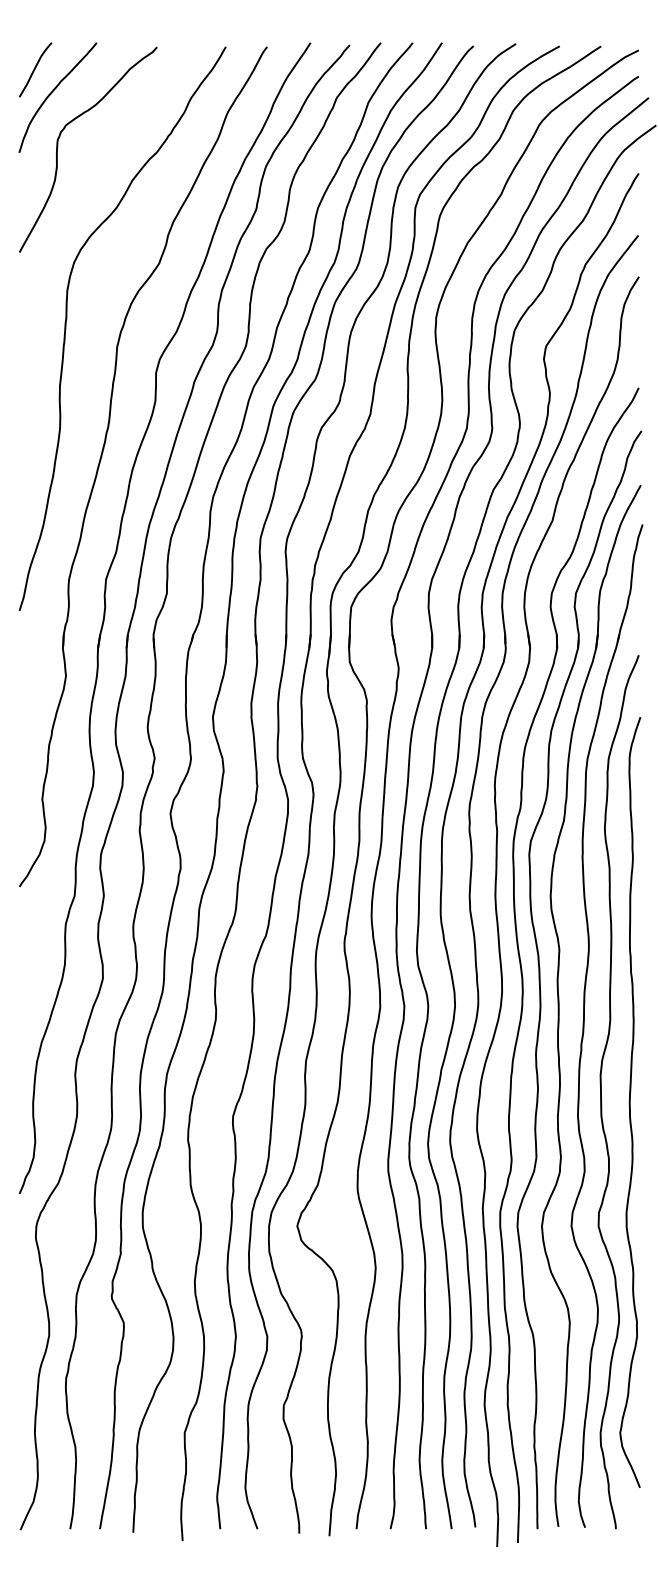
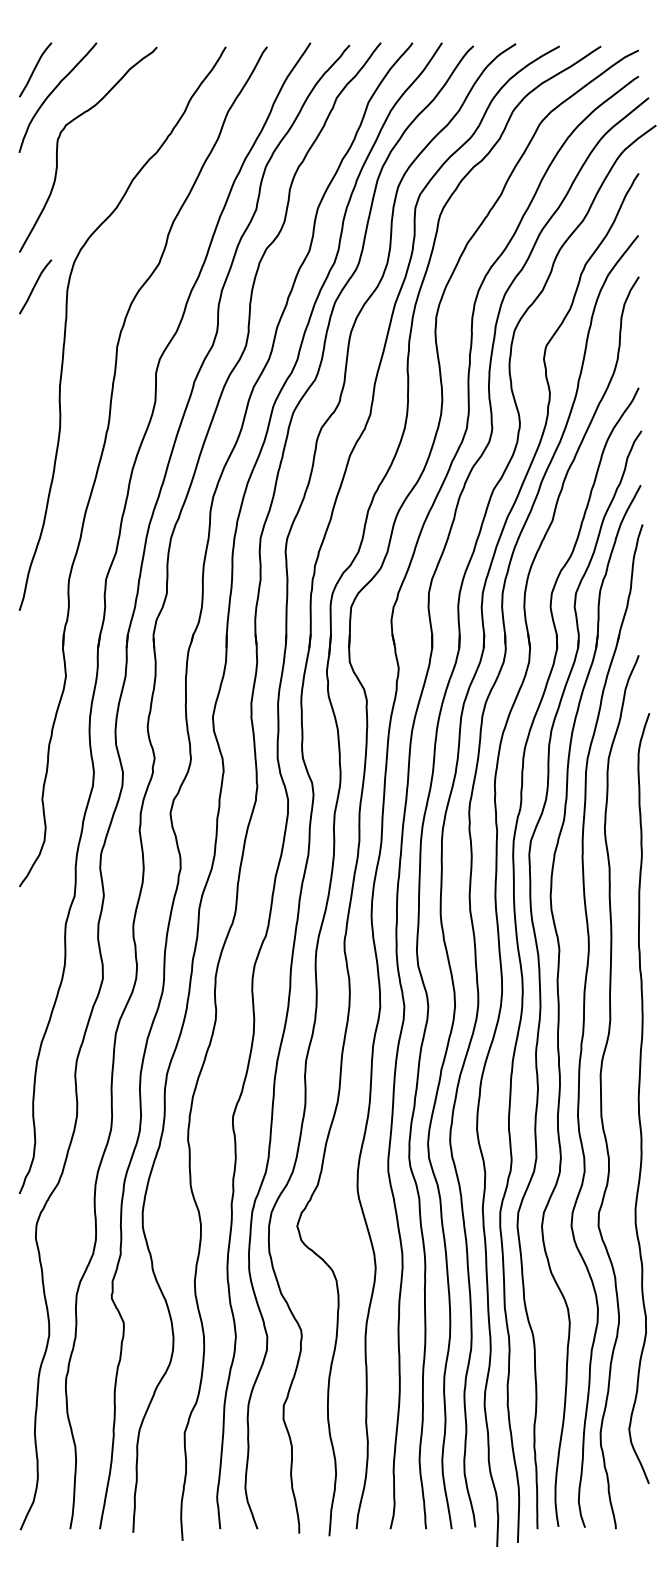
curve: none -> present (35, 286)
curve position: (630, 1102) -> (639, 1098) (639, 1098)
